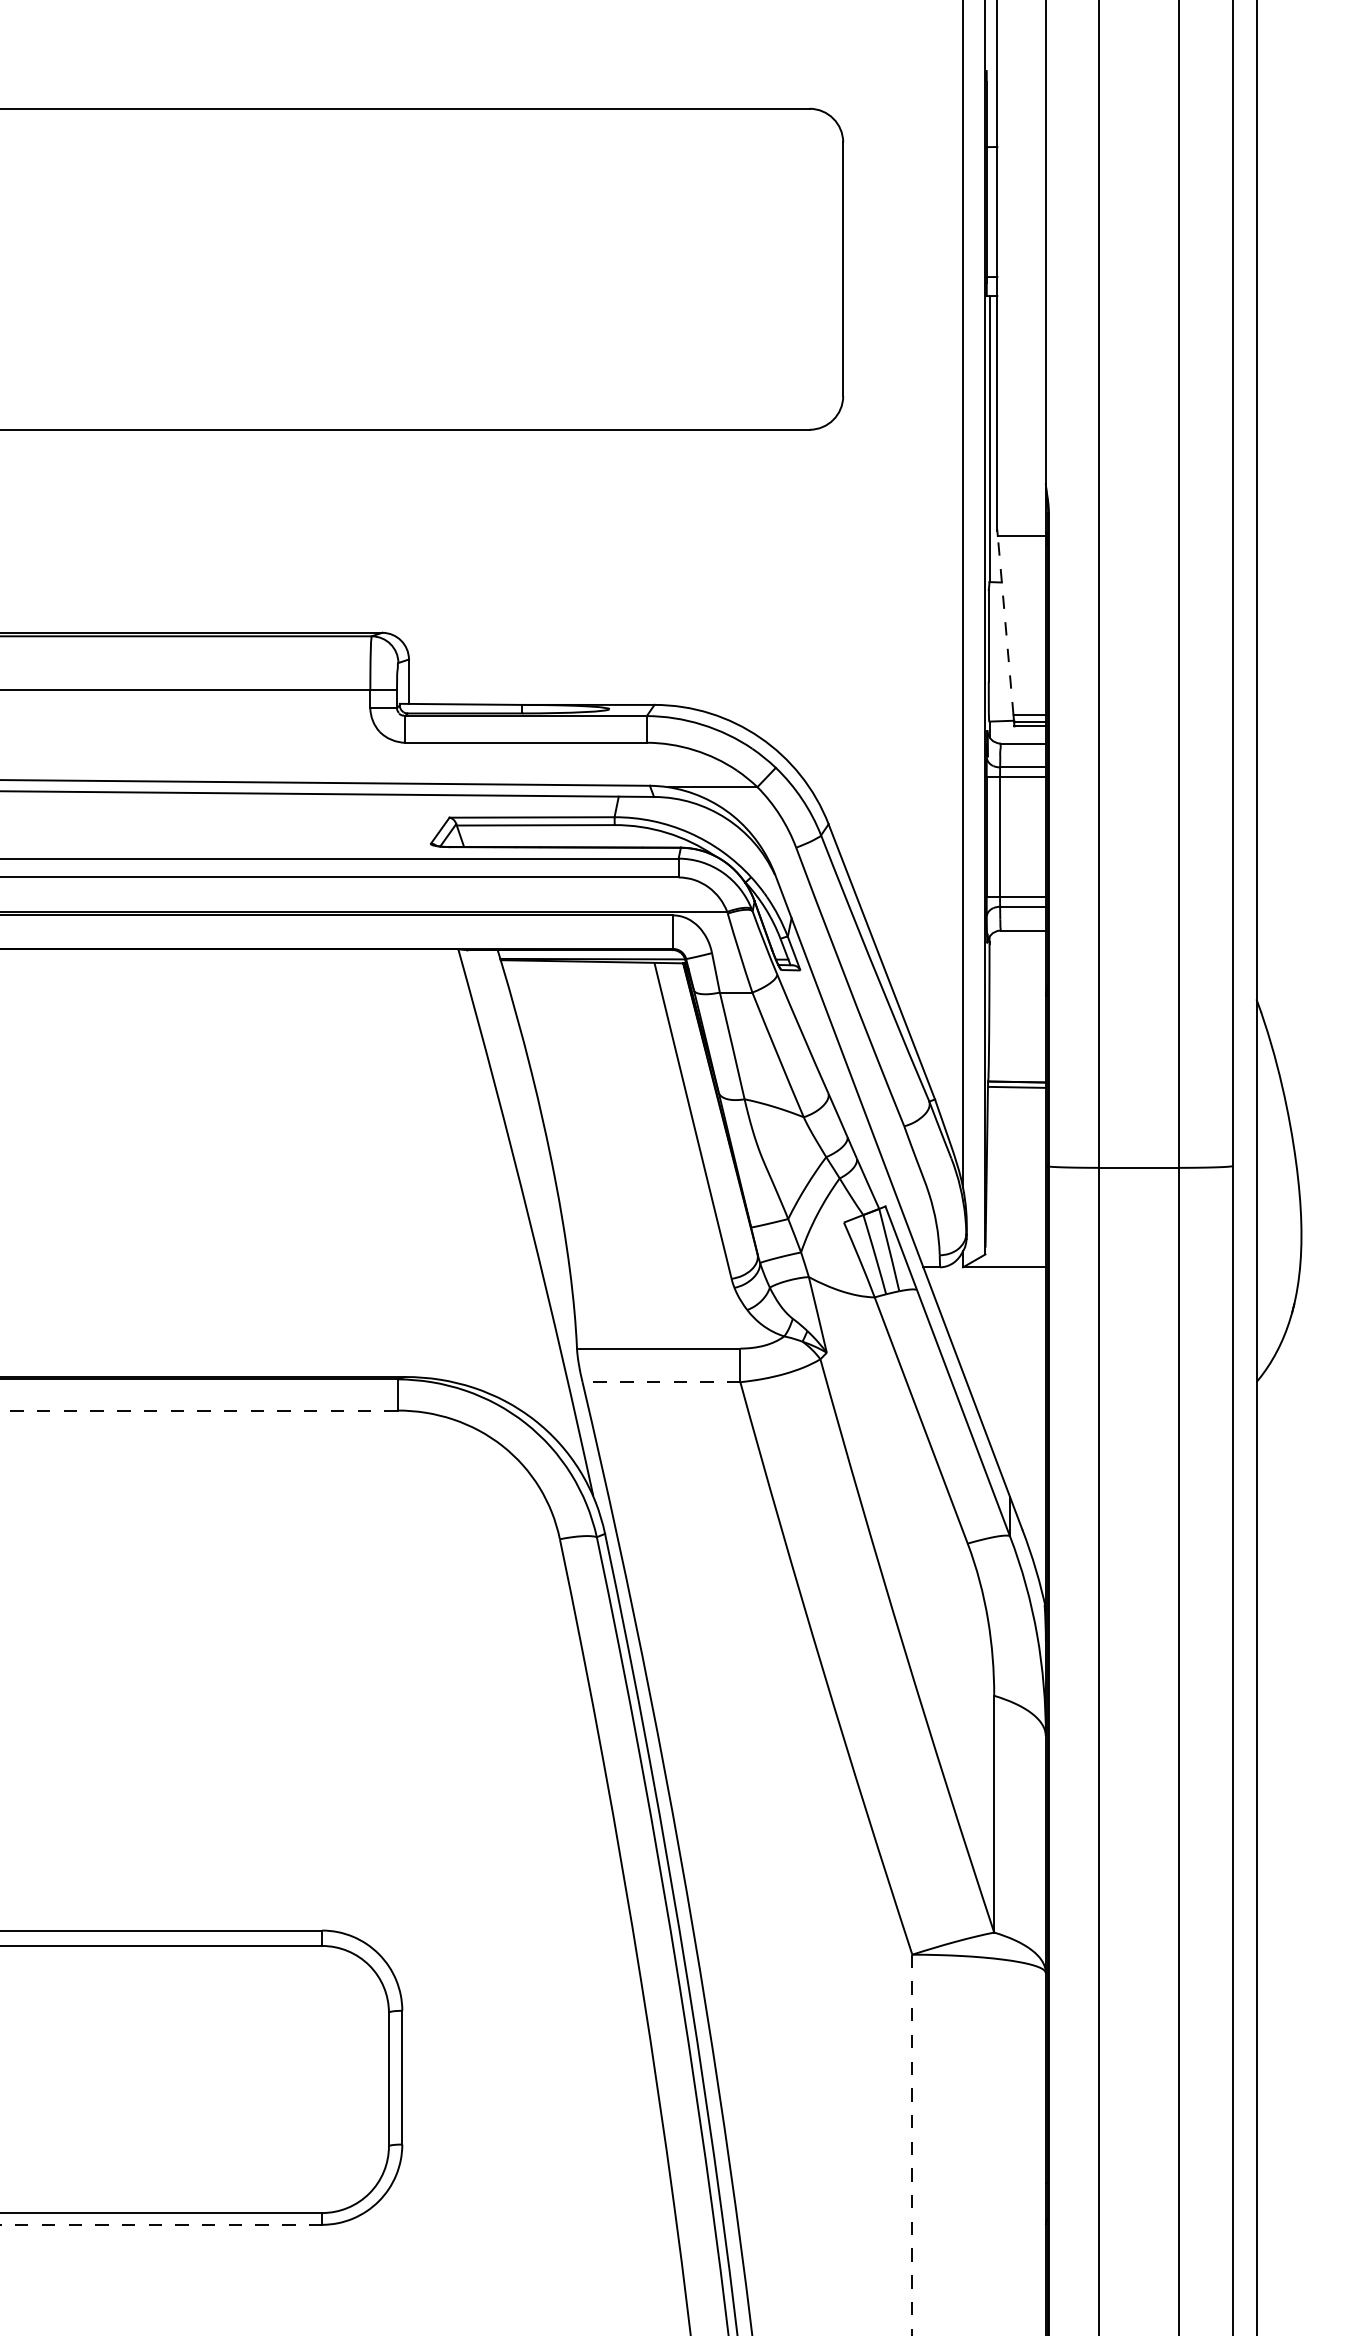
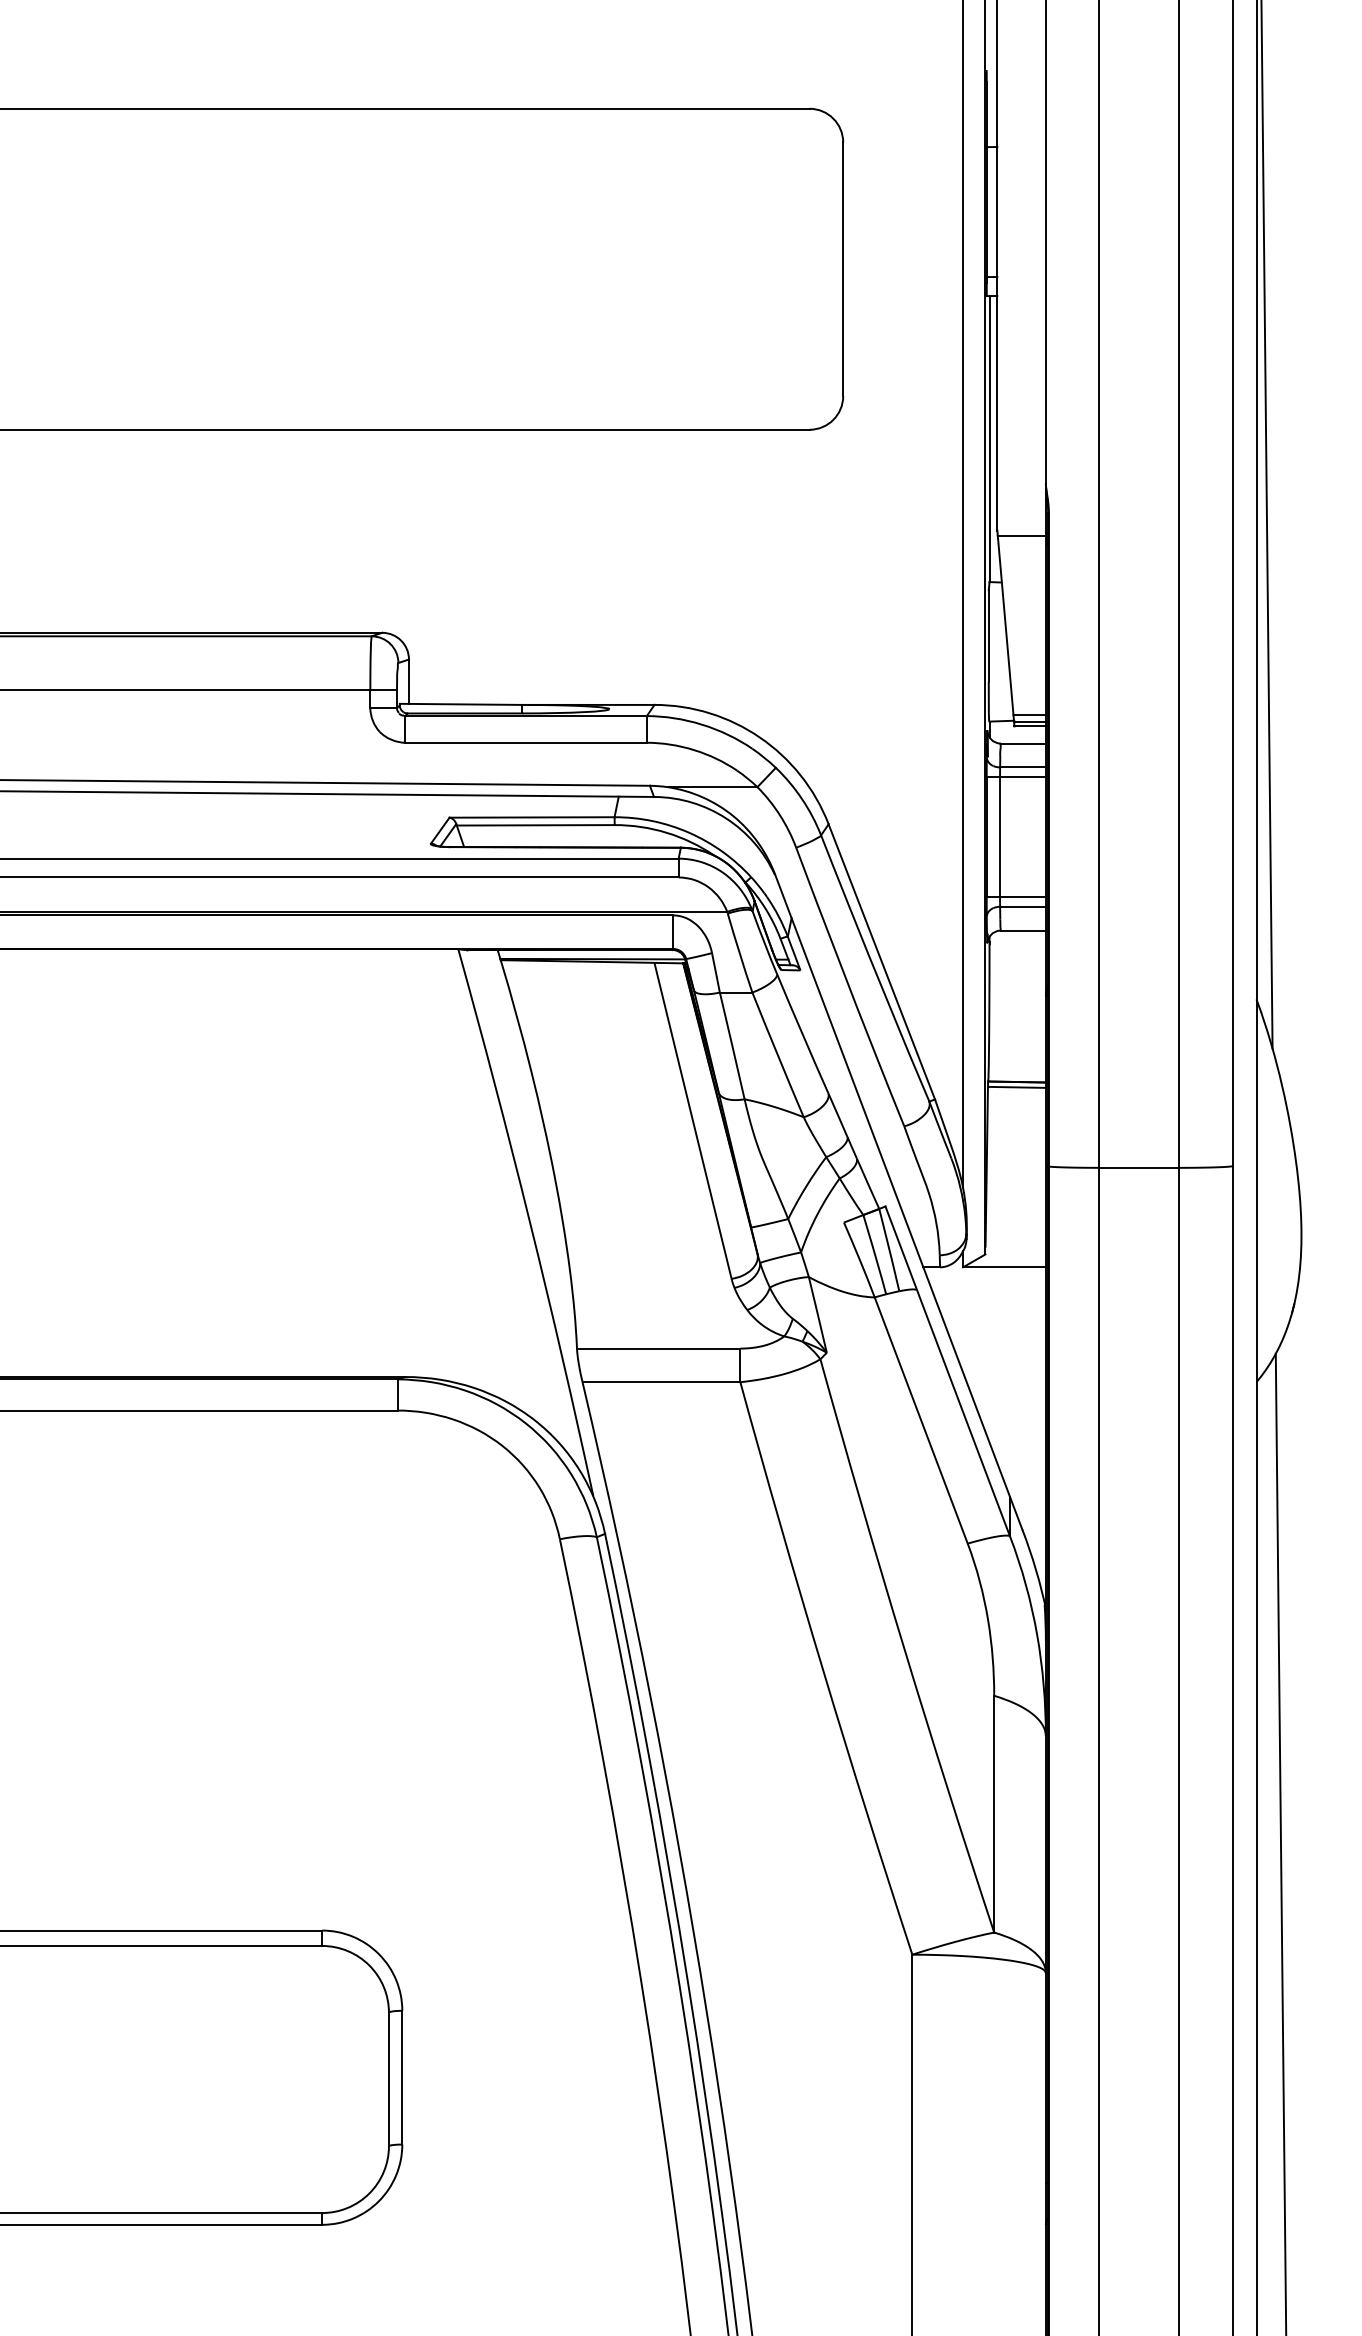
line: none -> present (1266, 525)
line: dashed -> solid (1005, 625)
line: dashed -> solid (661, 1382)
line: dashed -> solid (198, 1410)
line: none -> present (1280, 1842)
line: dashed -> solid (912, 2145)
line: dashed -> solid (161, 2224)
